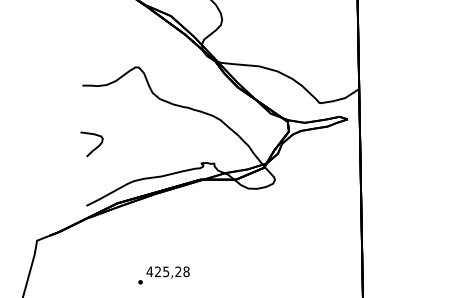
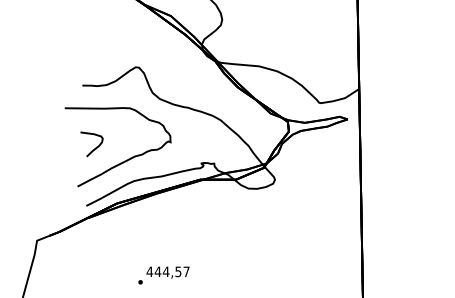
curve: none -> present (124, 160)
text: 425,28 -> 444,57 (171, 271)
